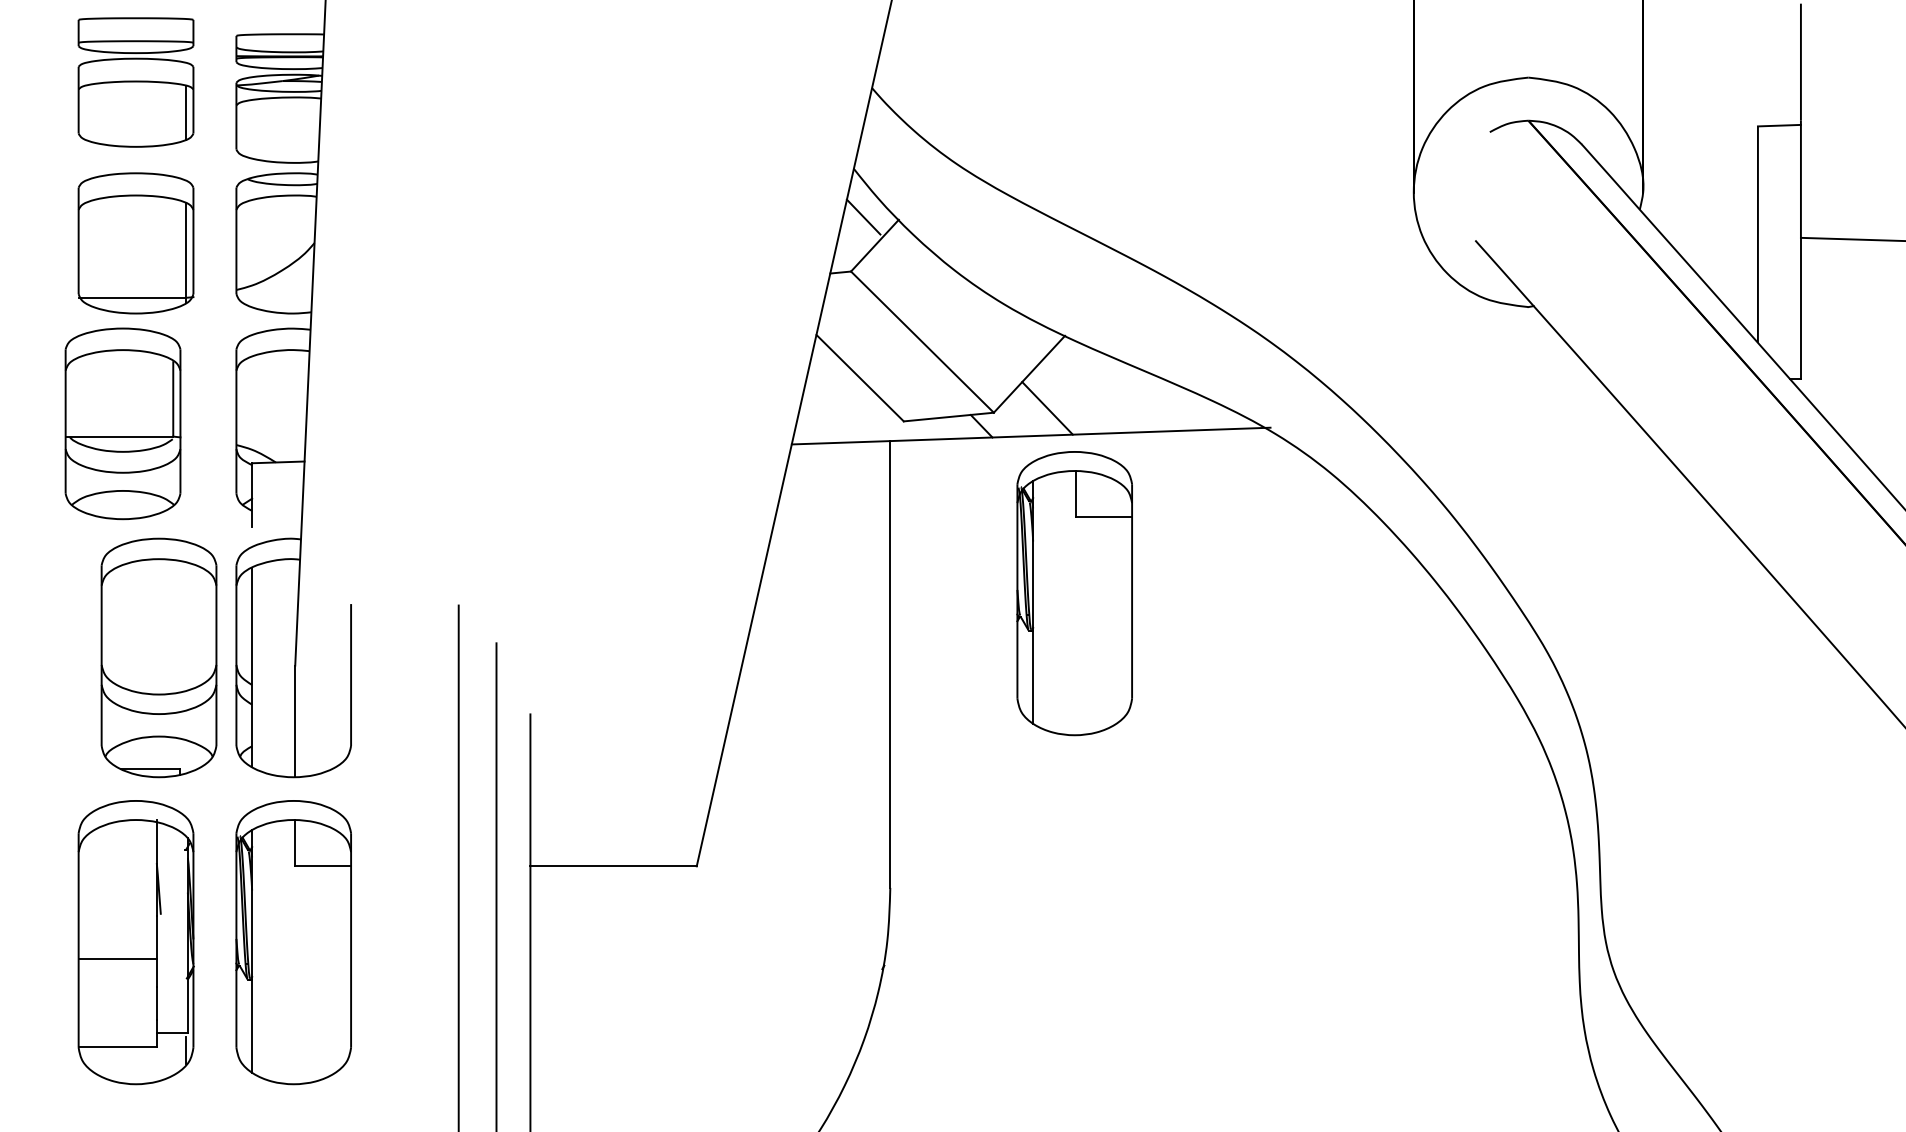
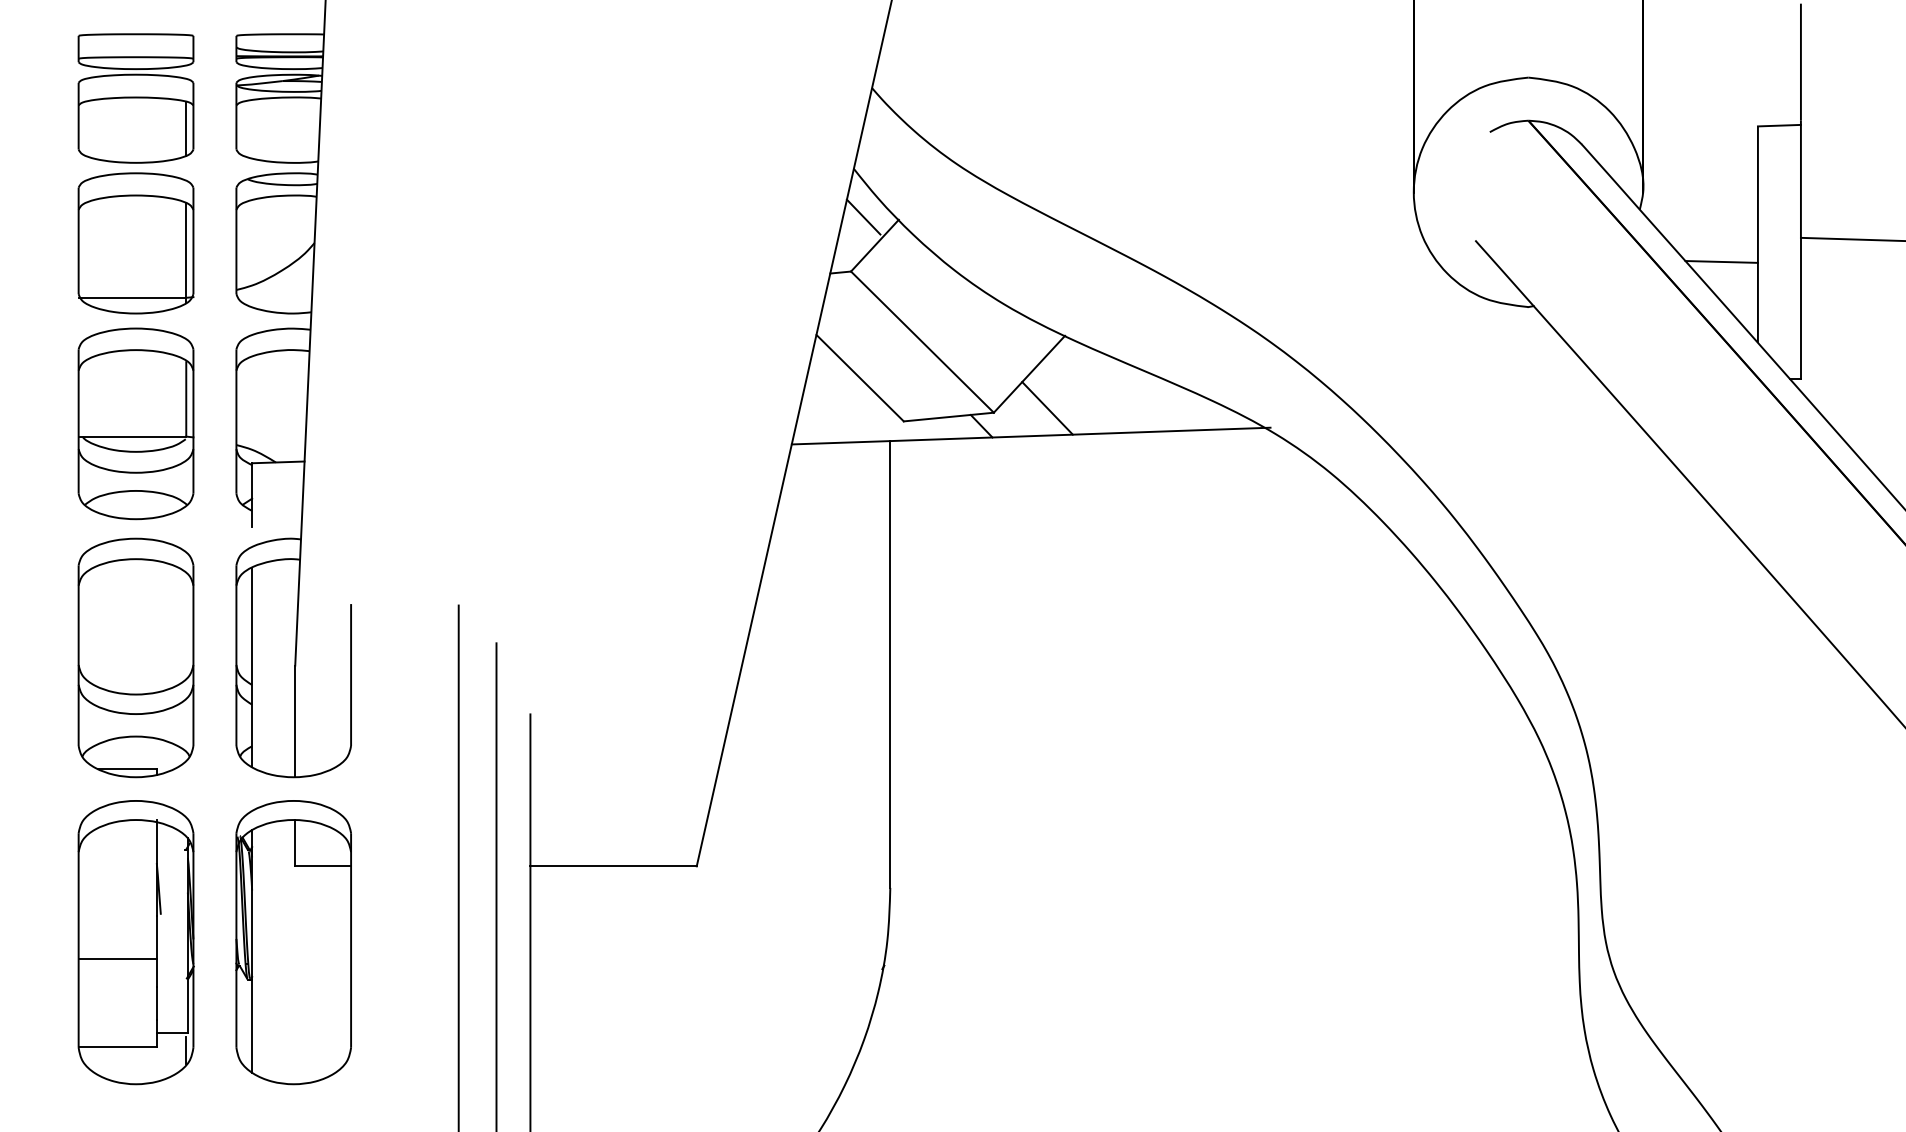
part position: (135, 82) -> (135, 98) (135, 98)
line: none -> present (1721, 261)
part position: (122, 423) -> (135, 423) (135, 423)
part: present -> none (1074, 593)
part position: (158, 657) -> (135, 657) (135, 657)
